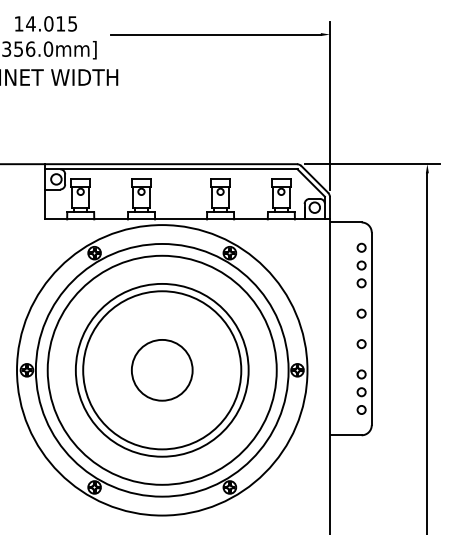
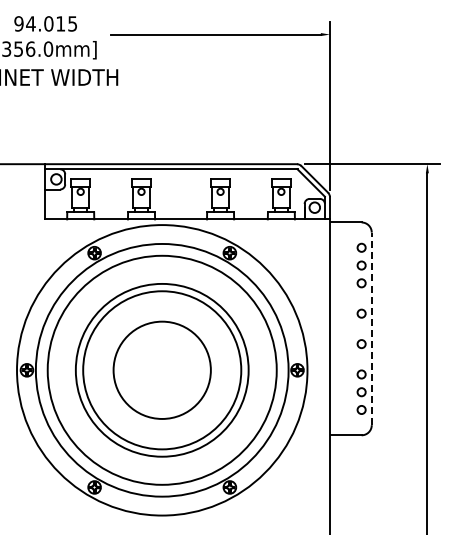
text: 14.015 -> 94.015 (18, 23)
line: solid -> dashed (371, 328)
circle diameter: 61 px -> 97 px (161, 369)
